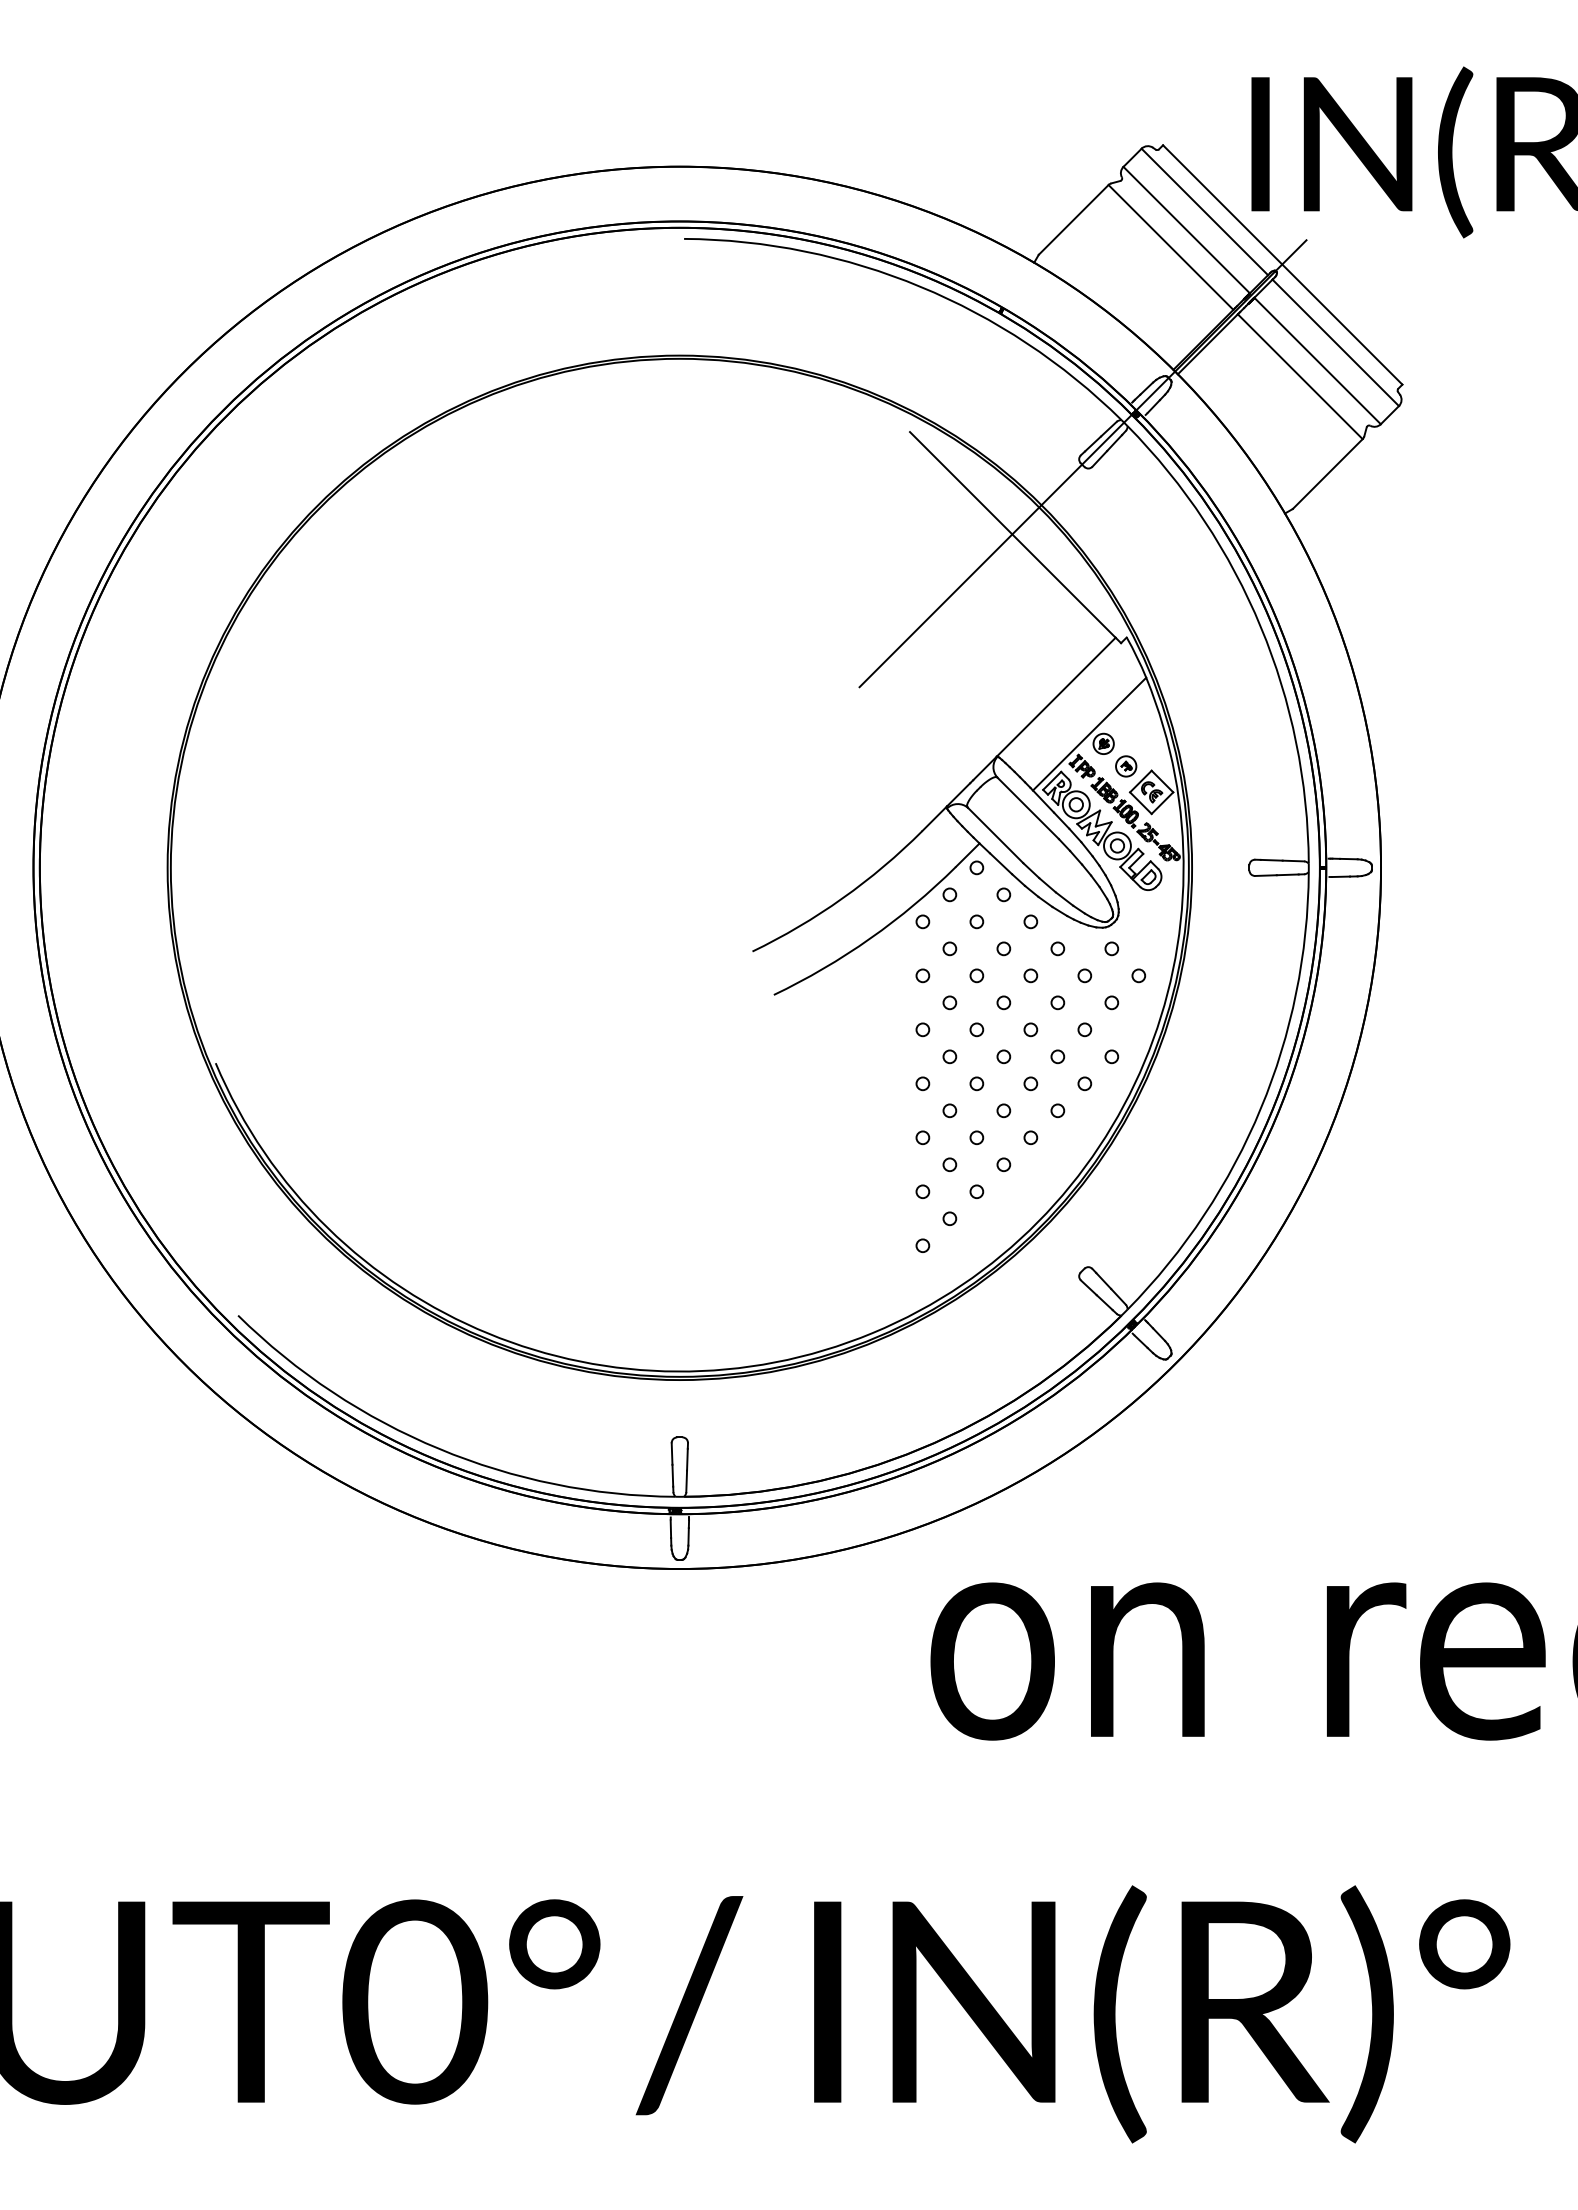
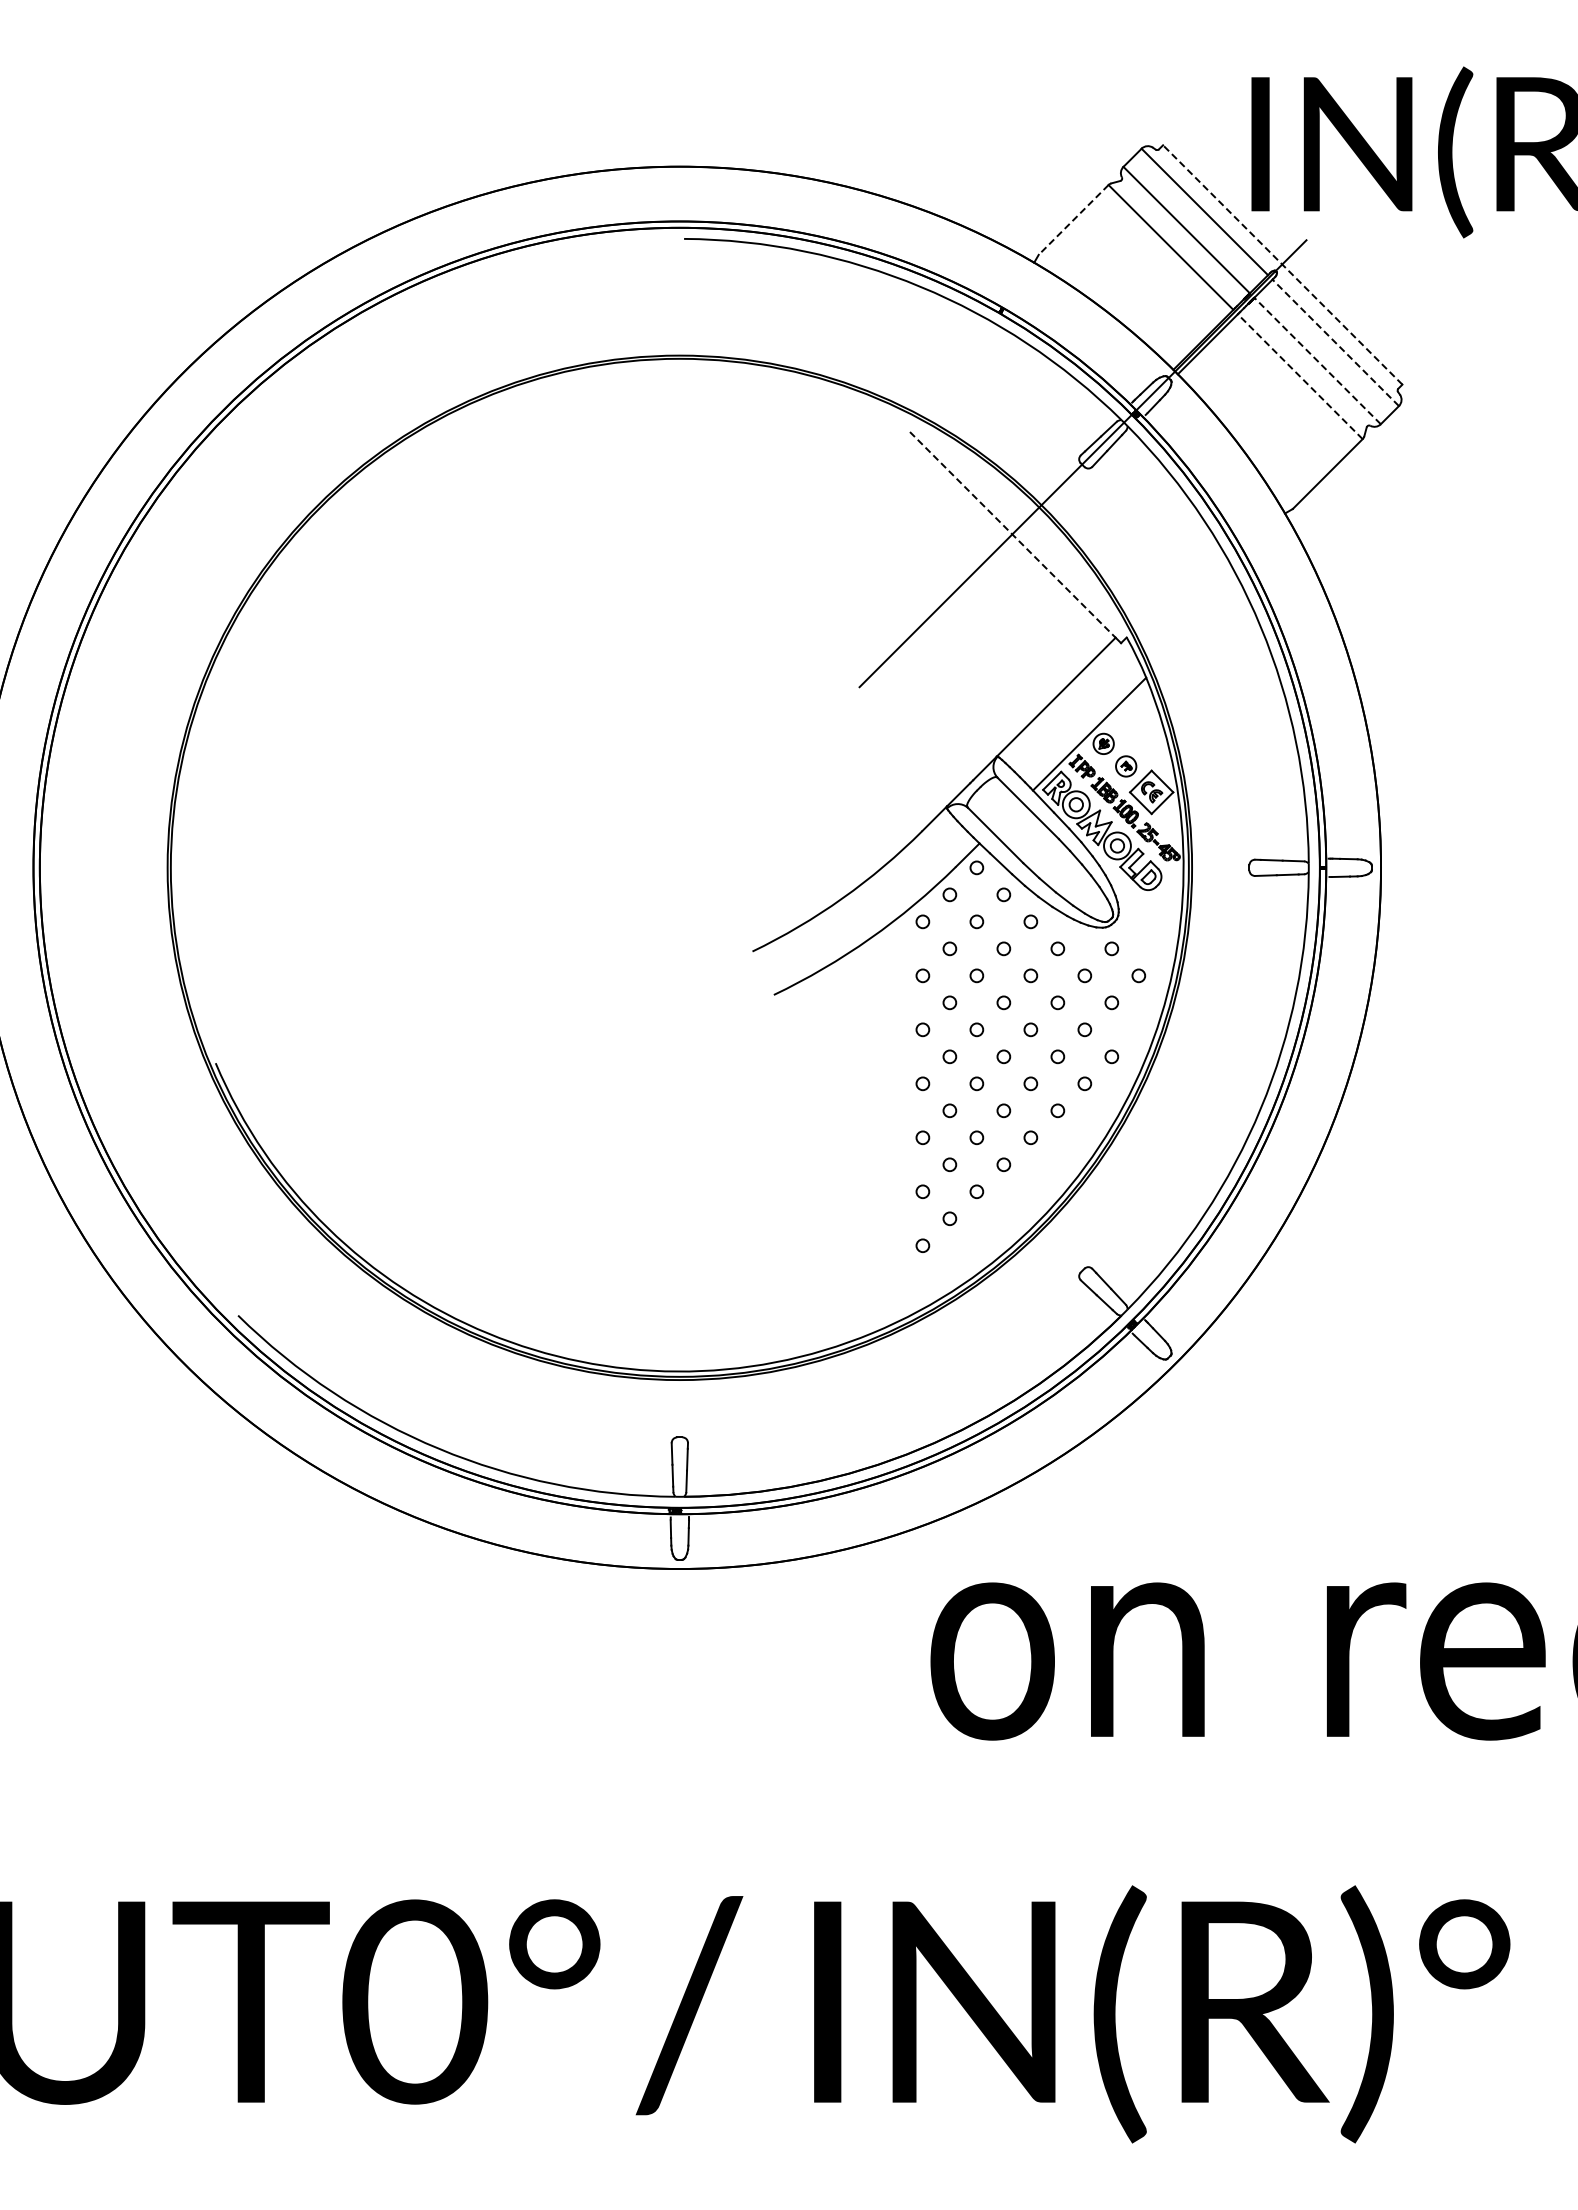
line: solid -> dashed (1073, 220)
line: solid -> dashed (1282, 264)
line: solid -> dashed (1335, 342)
line: solid -> dashed (1317, 360)
line: solid -> dashed (1299, 376)
line: solid -> dashed (1013, 535)
